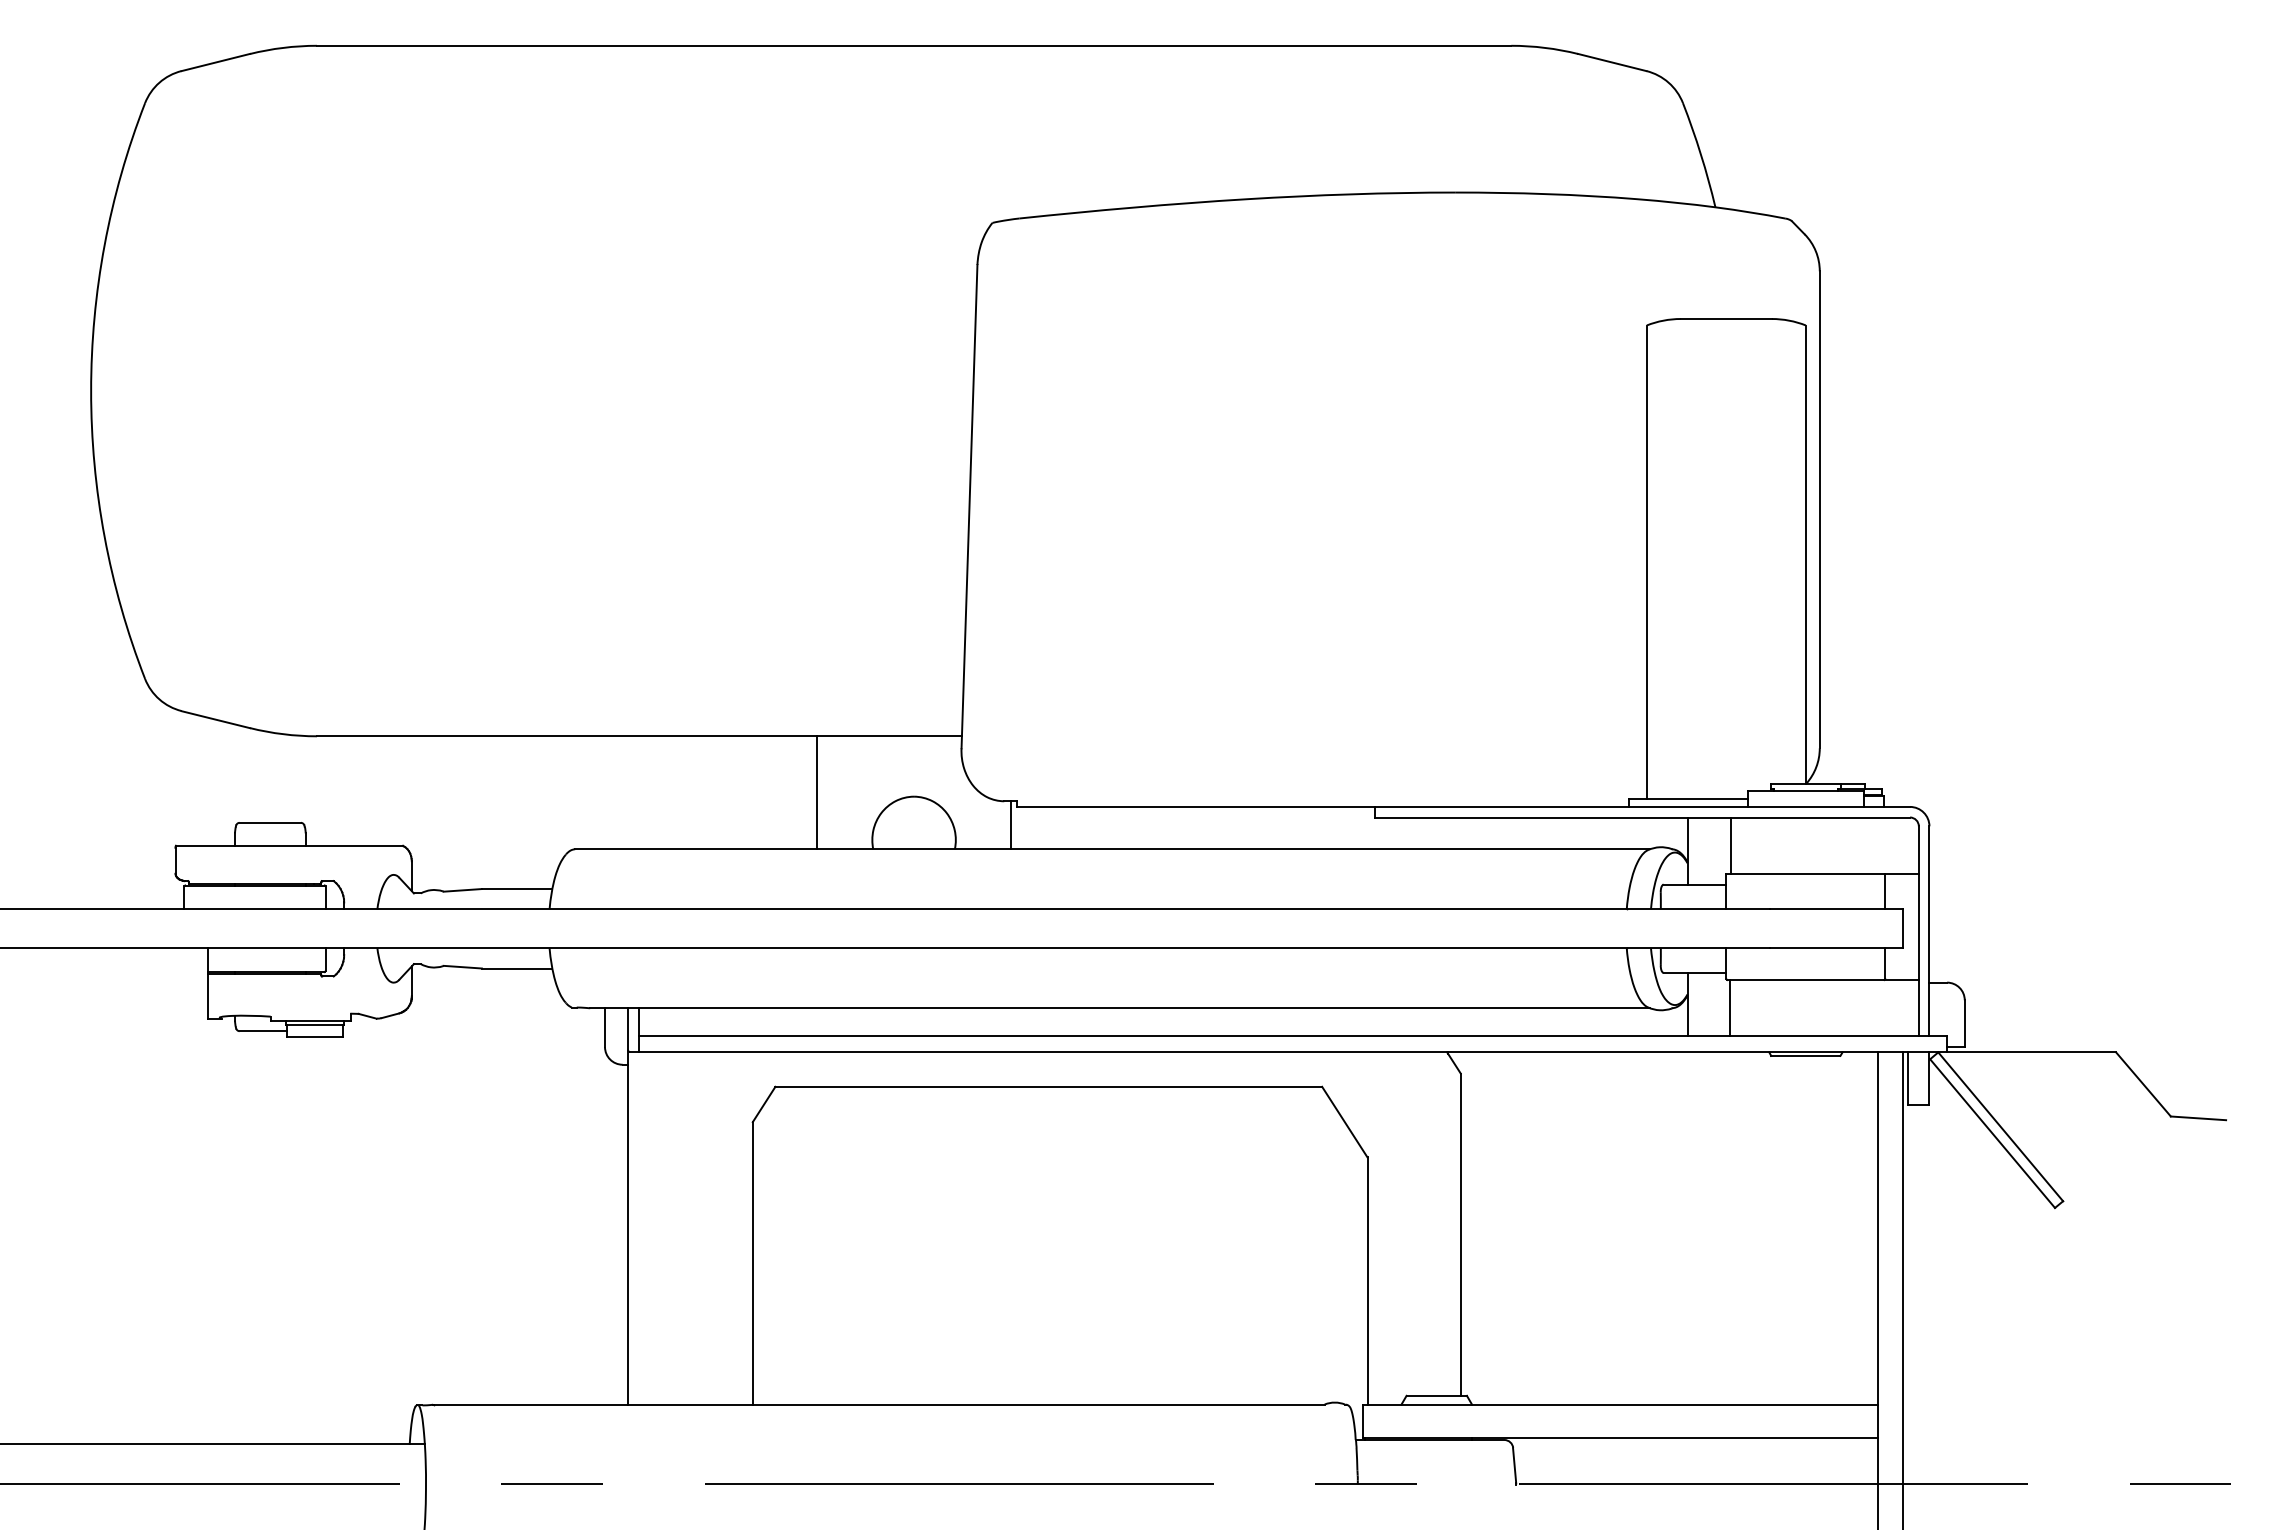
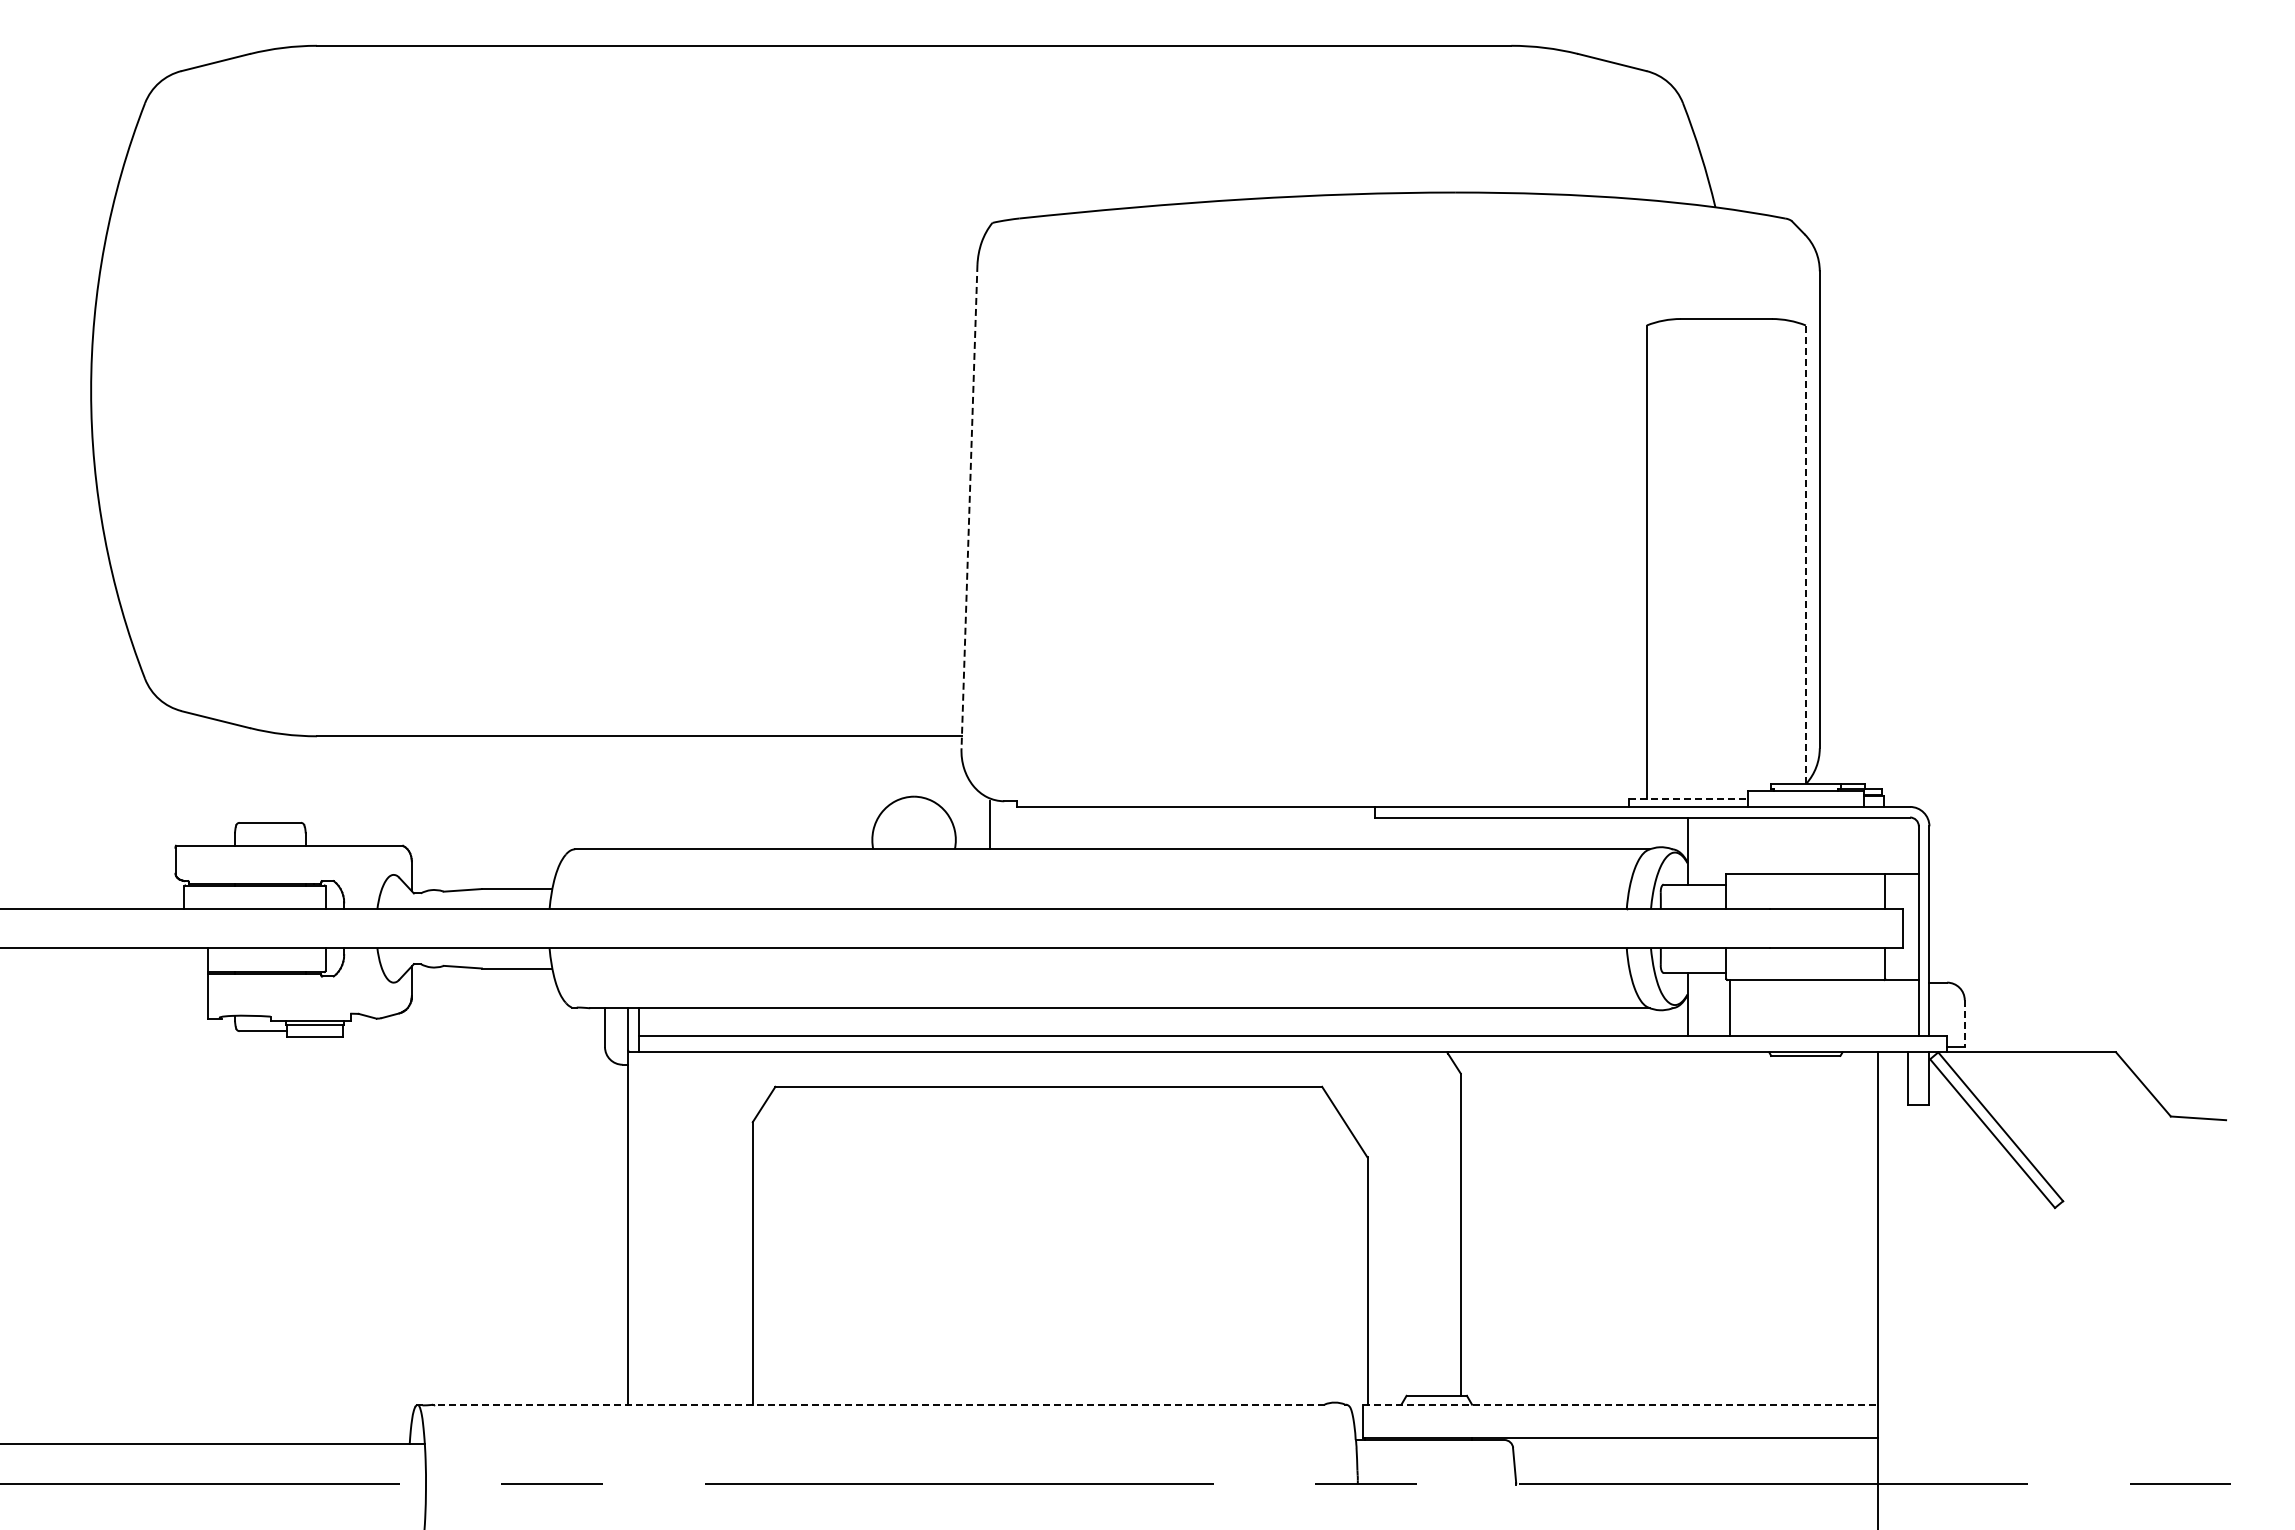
line: solid -> dashed (969, 506)
line: solid -> dashed (1805, 554)
line: present -> none (816, 792)
line: solid -> dashed (1688, 798)
line position: (1011, 825) -> (990, 825) (990, 825)
line: present -> none (1730, 845)
line: solid -> dashed (1964, 1024)
line: present -> none (1902, 1289)
line: solid -> dashed (879, 1404)
line: solid -> dashed (1620, 1404)
